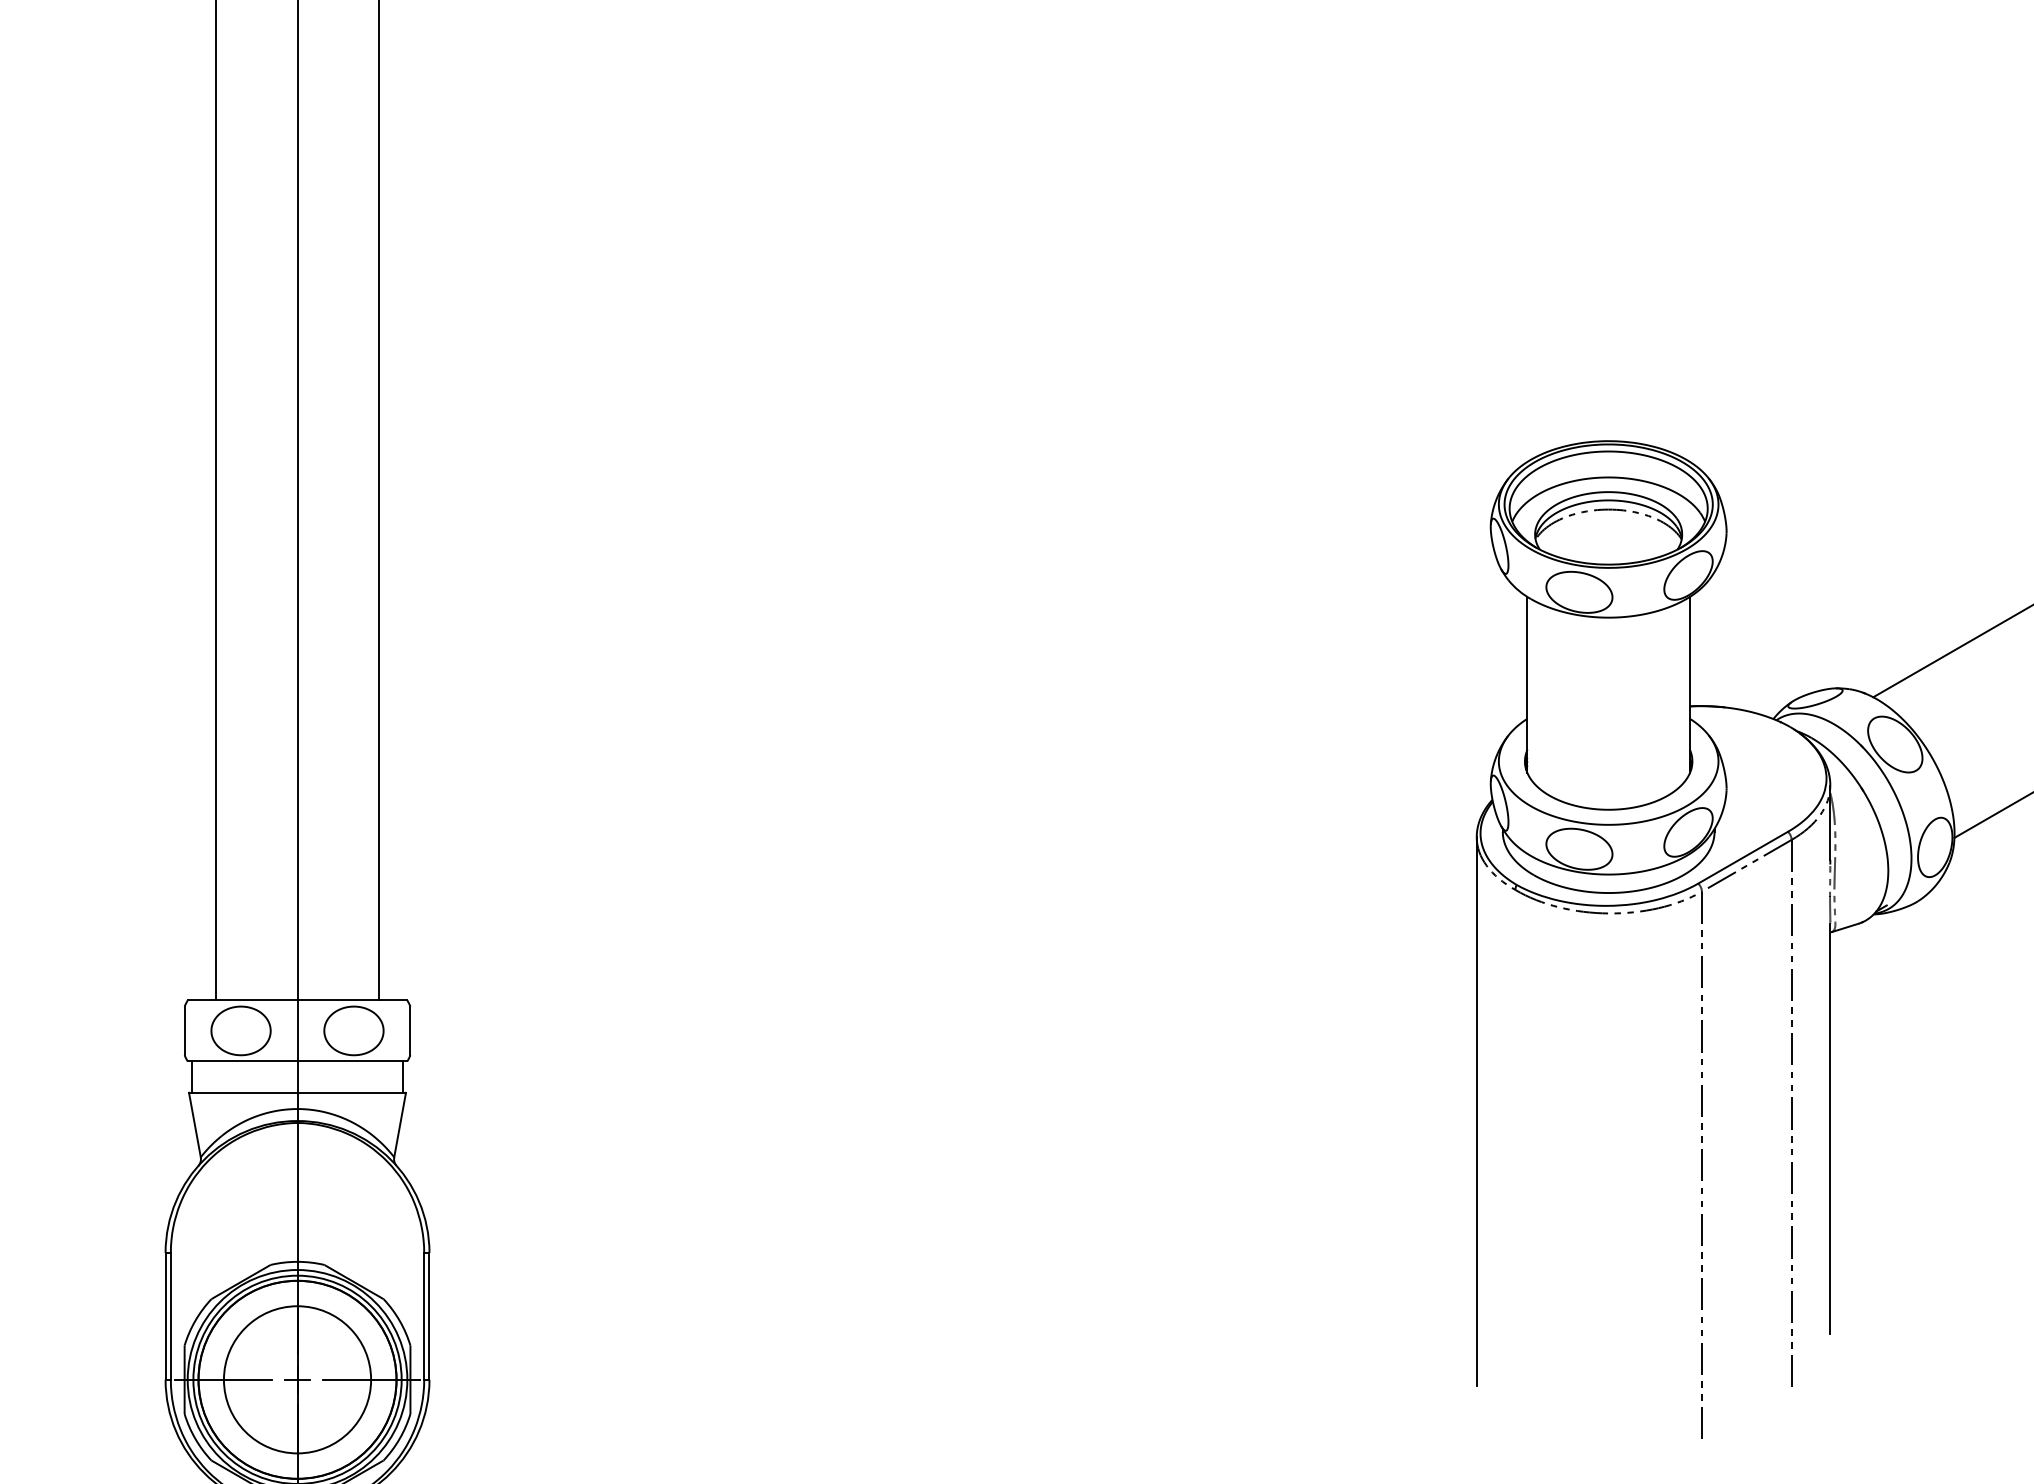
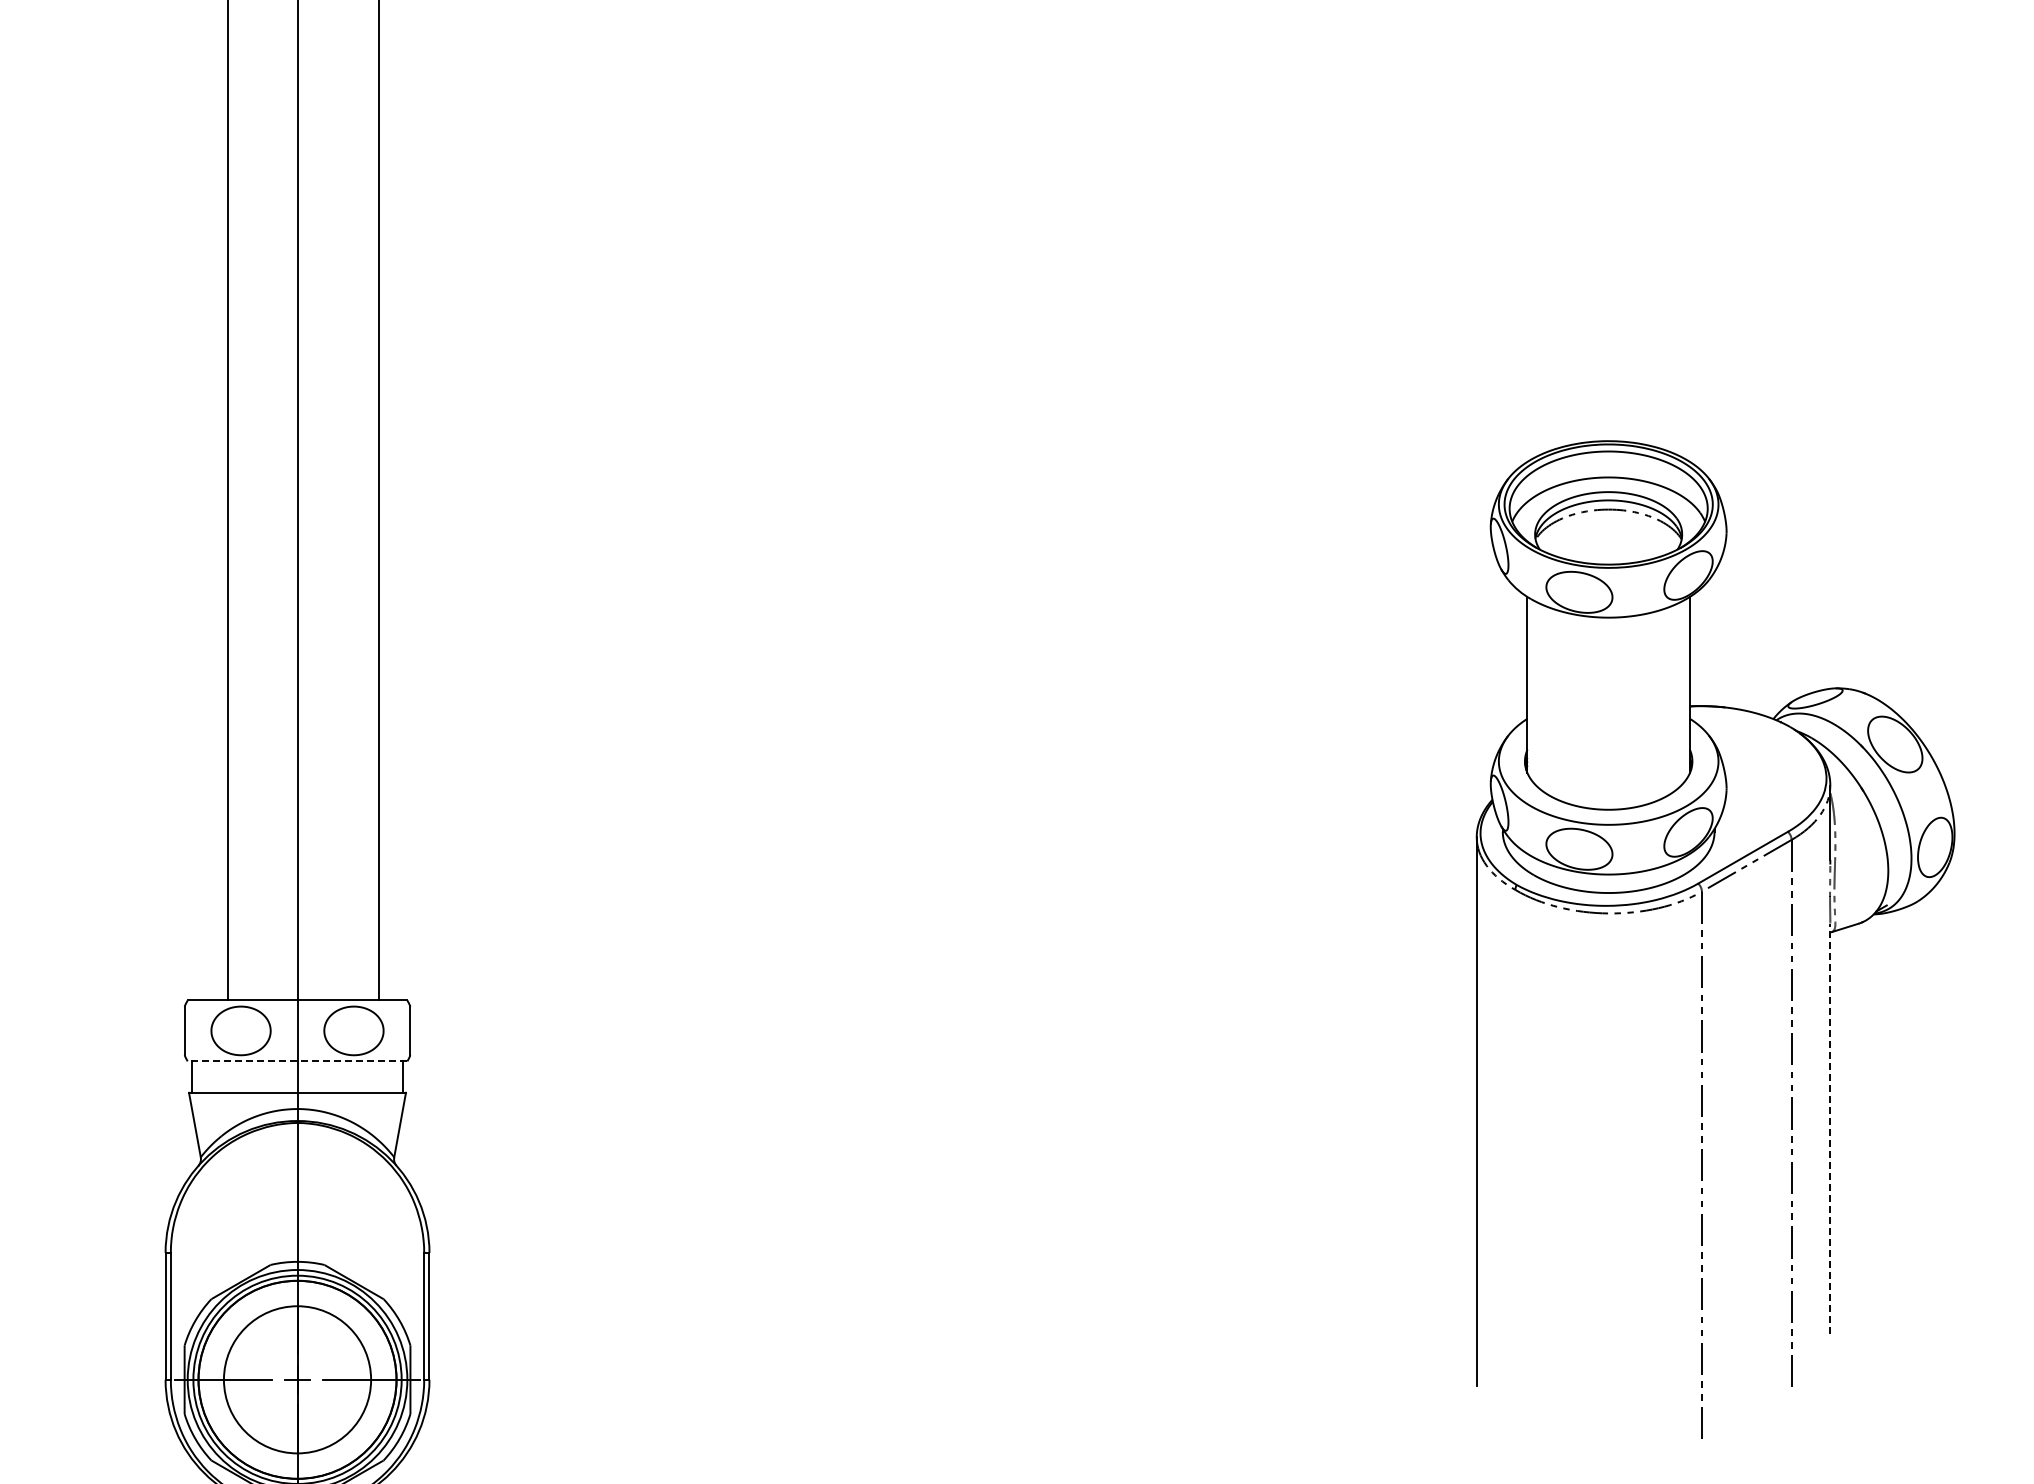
line position: (216, 501) -> (228, 501) (228, 501)
line: present -> none (1951, 651)
line: present -> none (1992, 815)
line: solid -> dashed (297, 1061)
line: solid -> dashed (1830, 1128)
